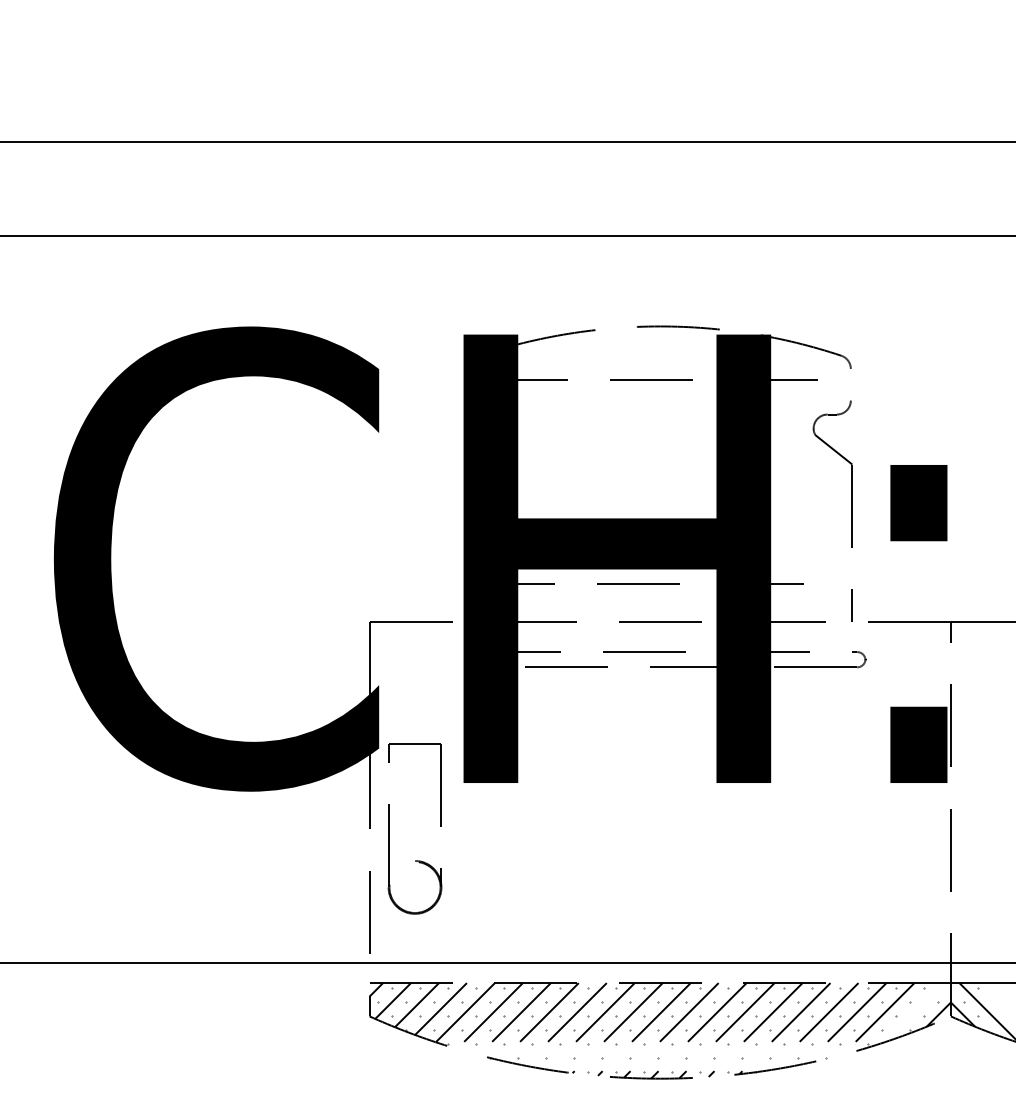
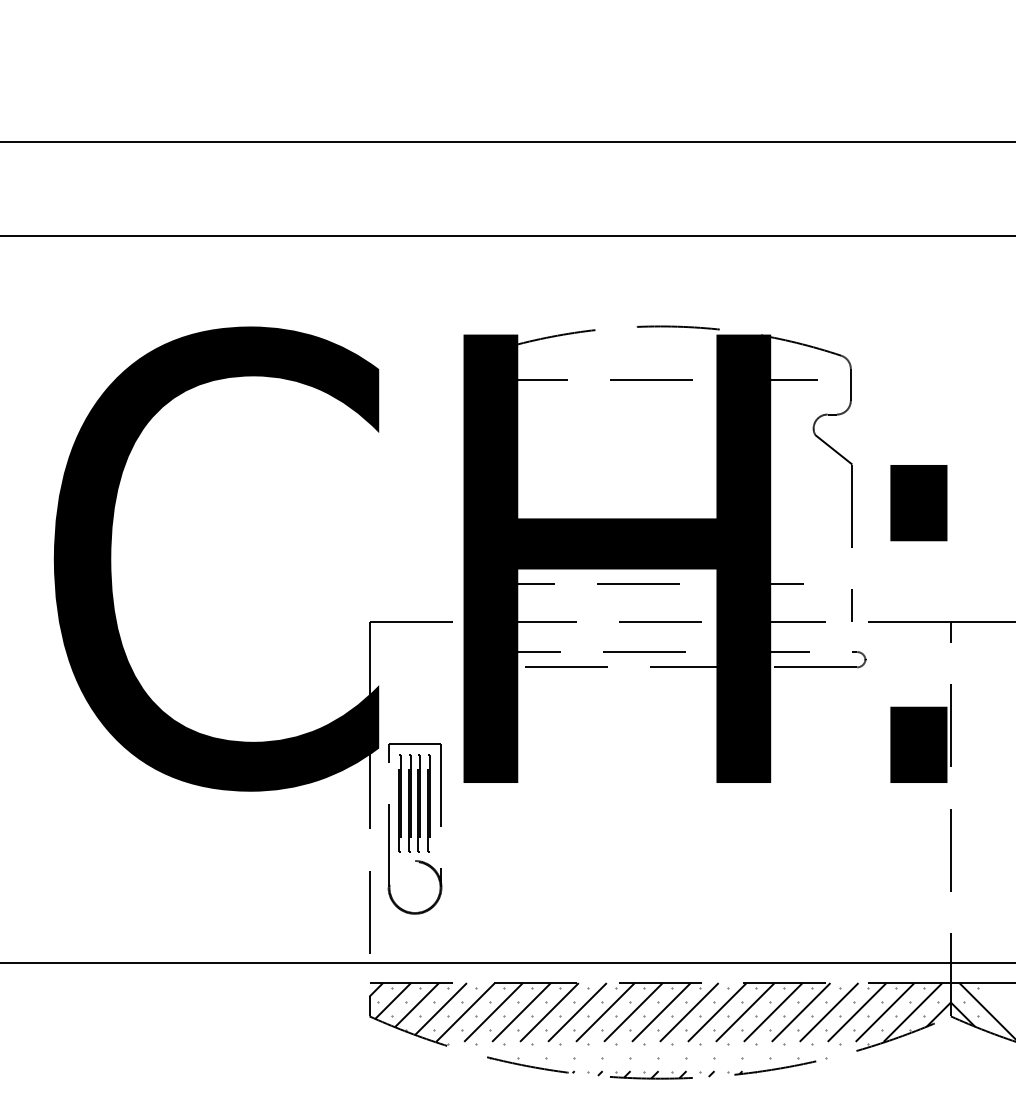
line: none -> present (850, 384)
part: none -> present (414, 803)
line: none -> present (912, 1012)
